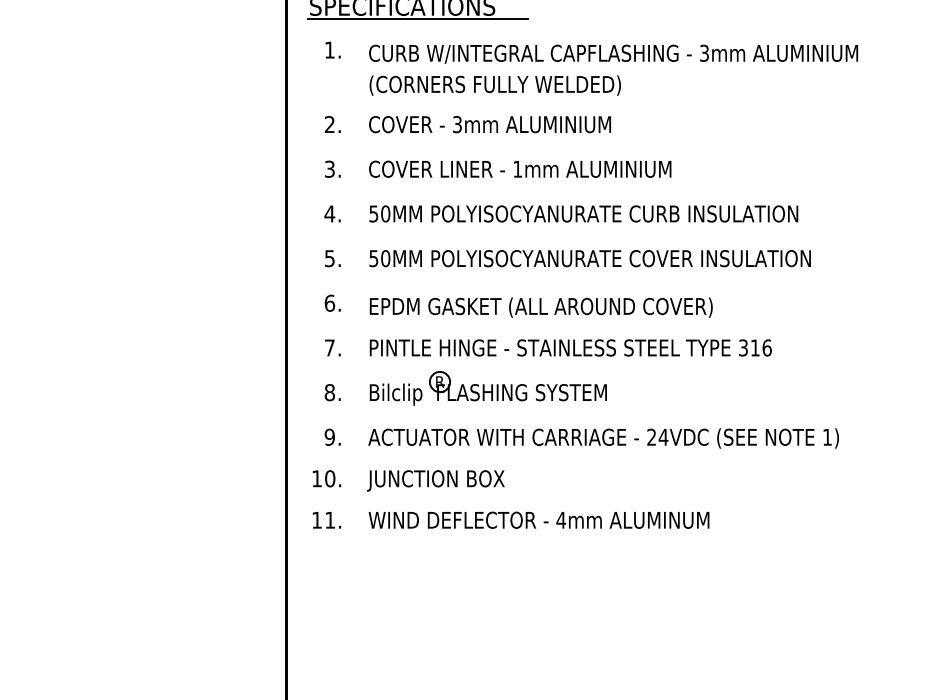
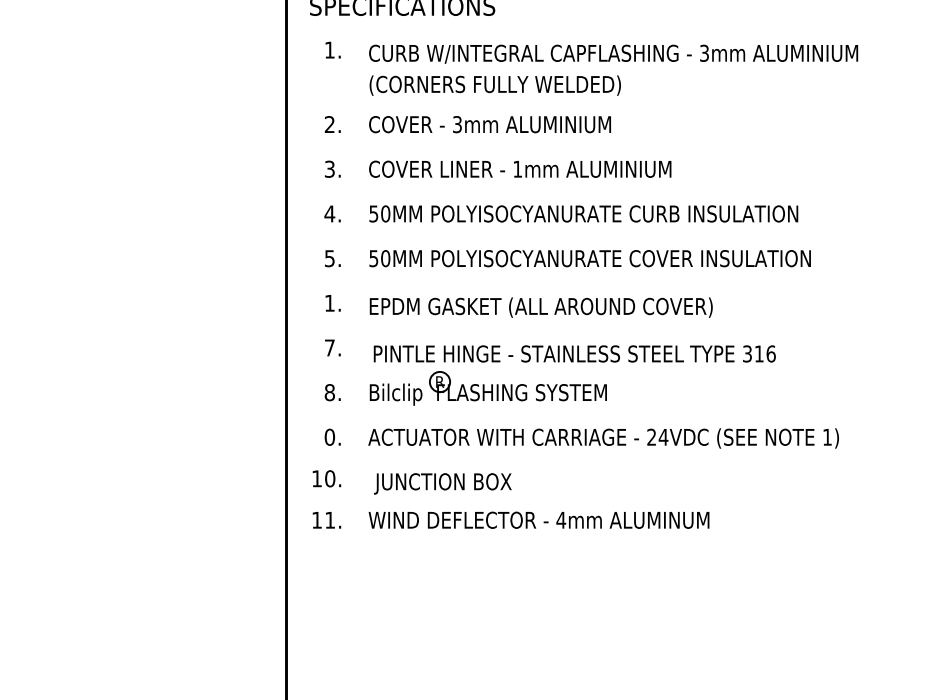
line: present -> none (418, 19)
text: 6. -> 1. (329, 302)
text position: (570, 347) -> (574, 353) (574, 353)
text: 9. -> 0. (329, 437)
text position: (435, 480) -> (442, 483) (442, 483)
